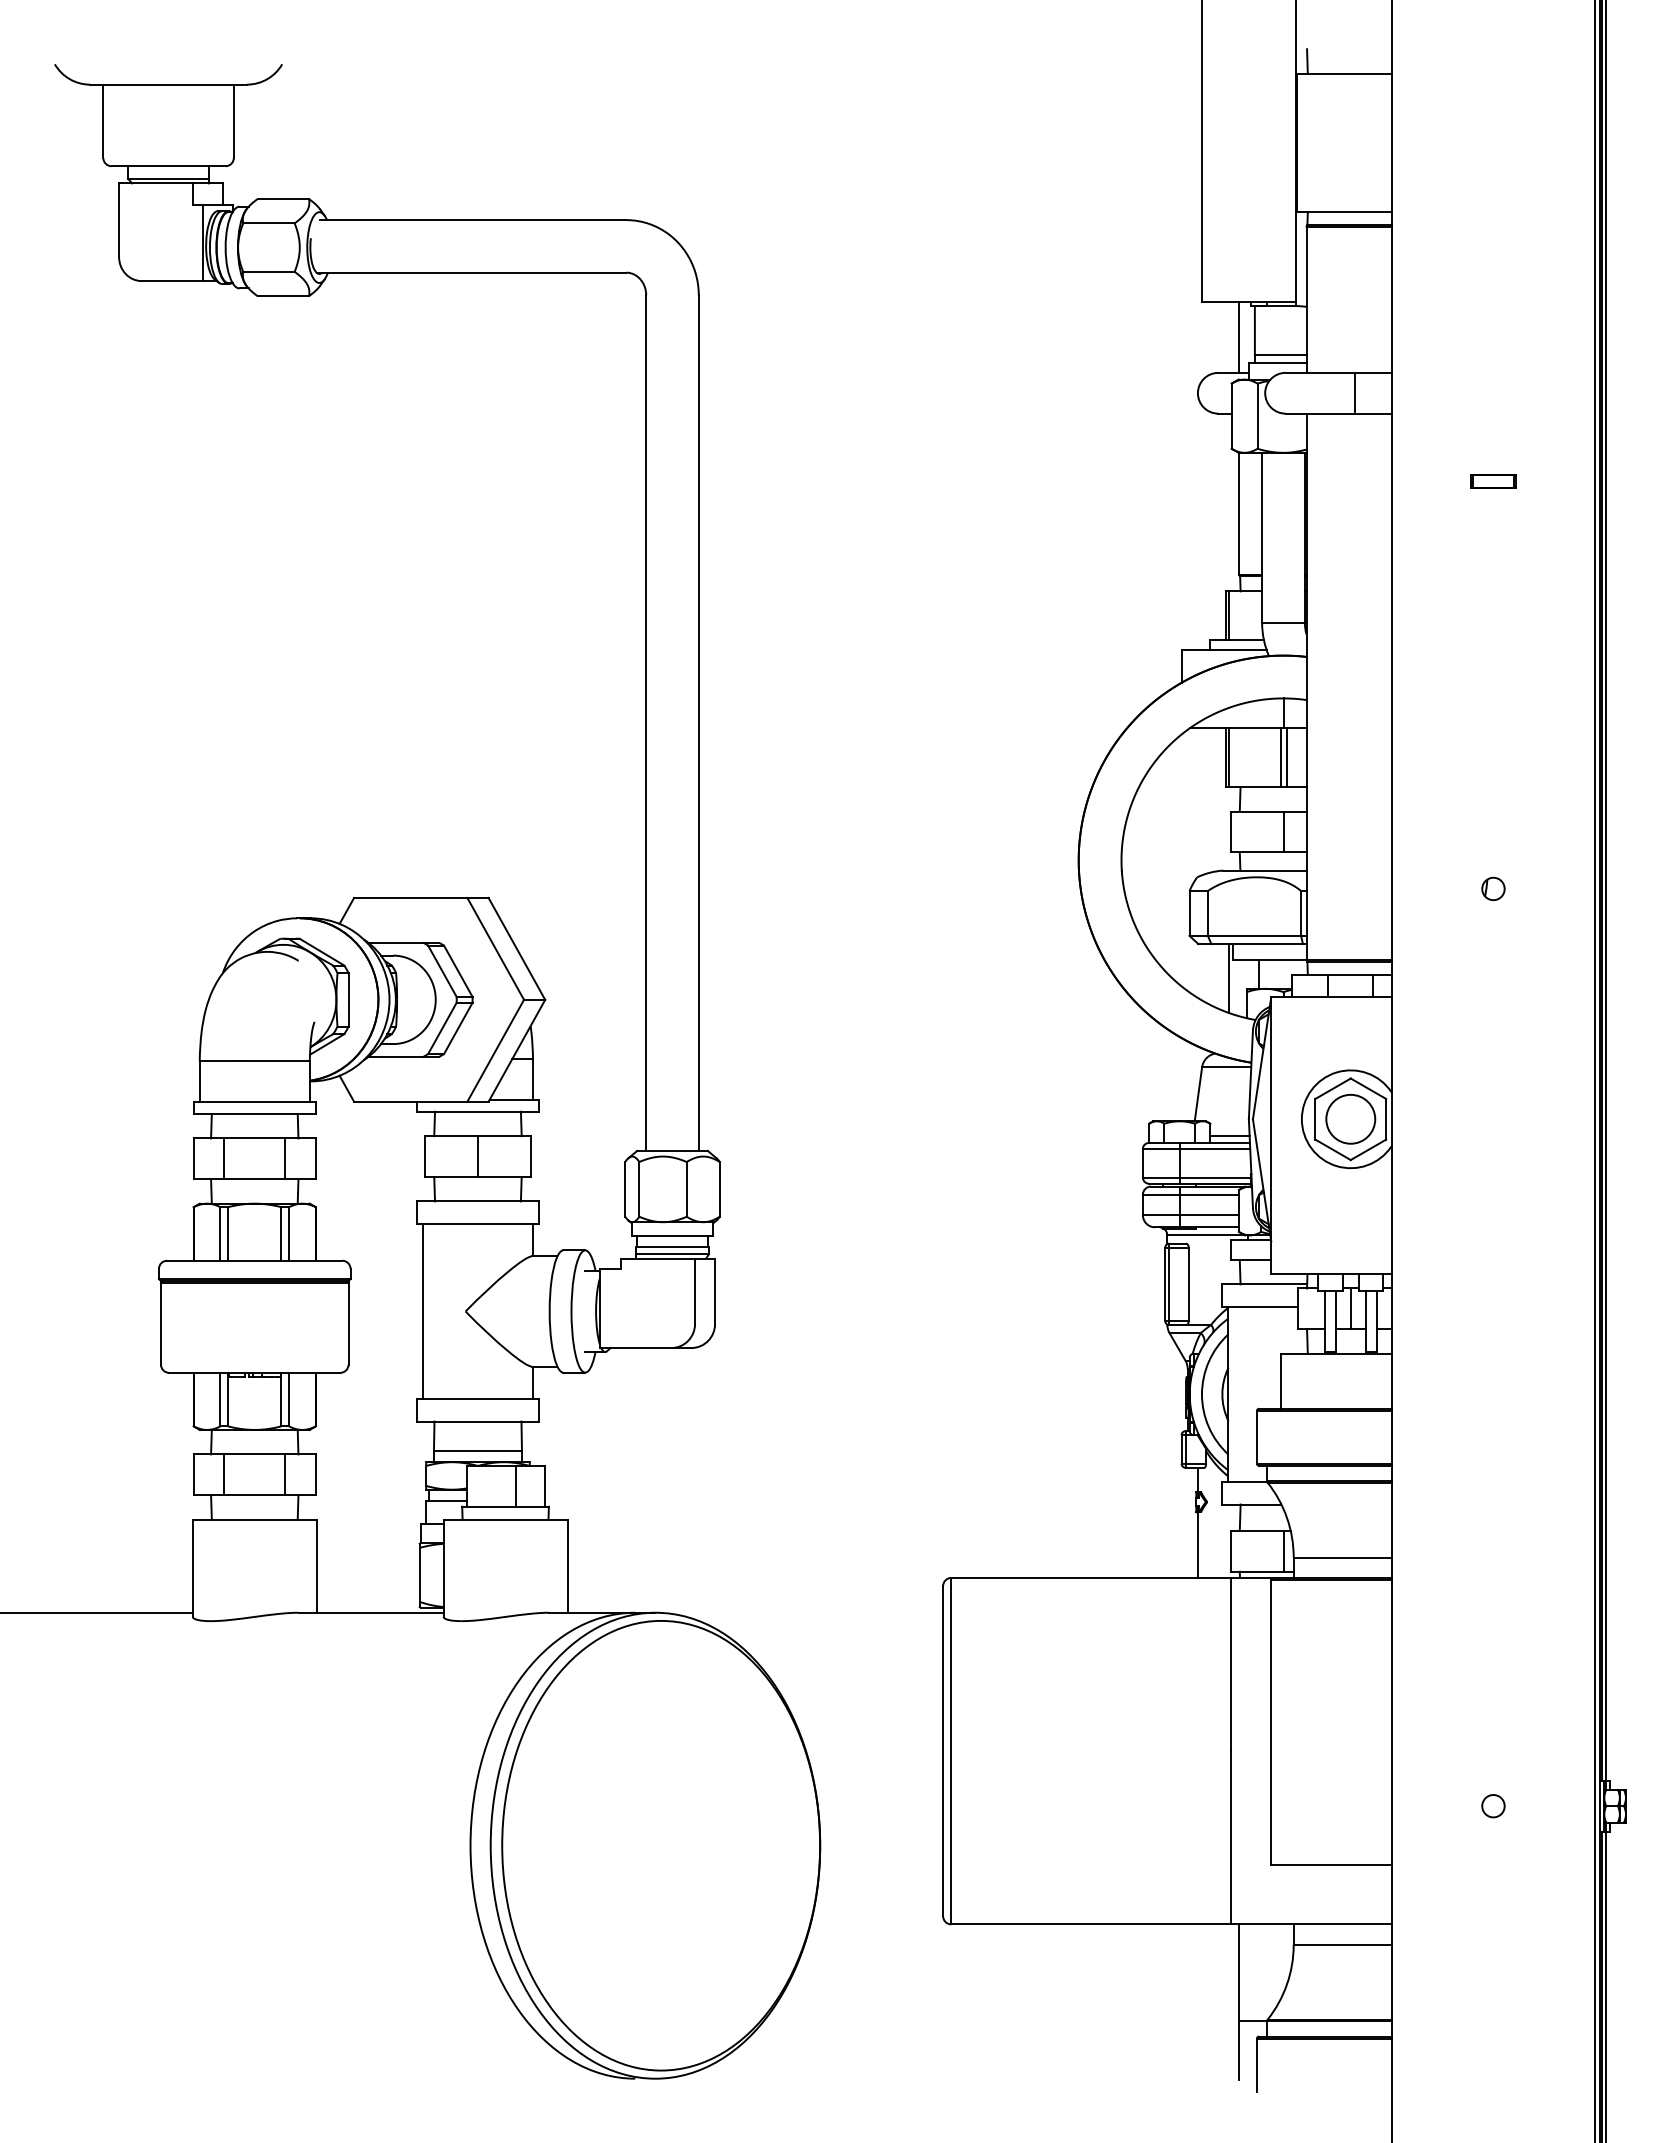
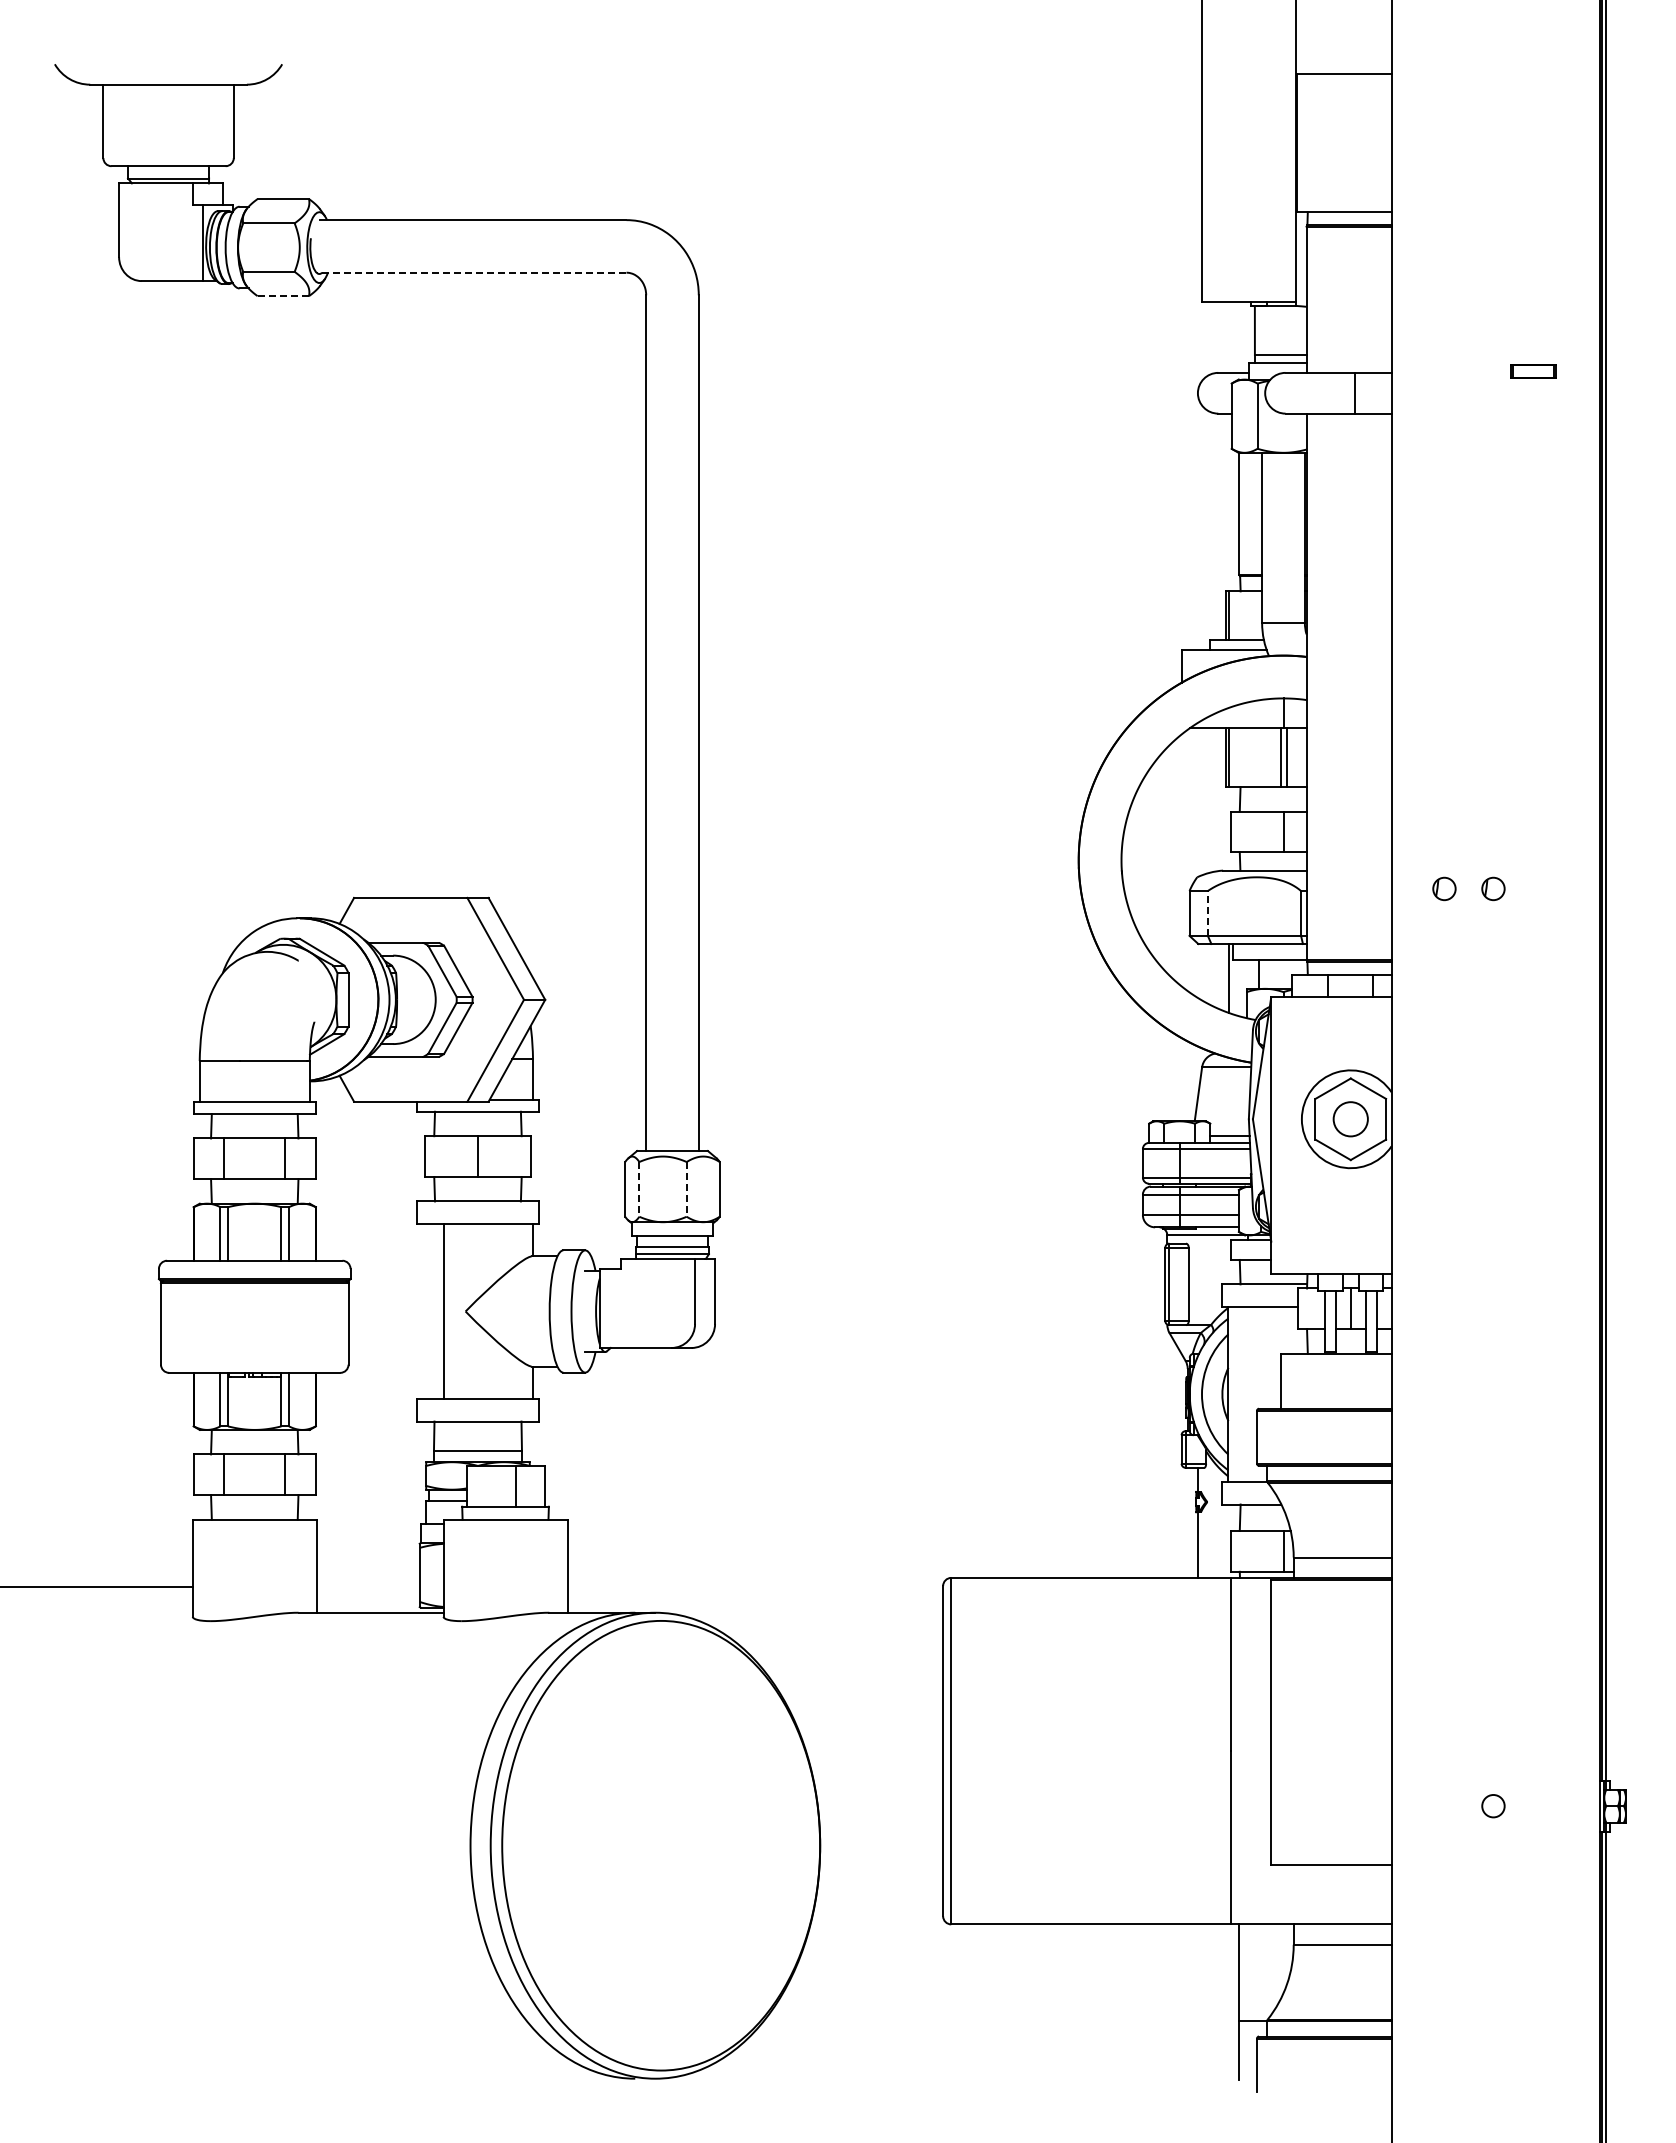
line: present -> none (1307, 61)
line: solid -> dashed (471, 272)
line: solid -> dashed (283, 296)
line: present -> none (1239, 336)
part position: (1493, 481) -> (1533, 371) (1533, 371)
part: none -> present (1444, 888)
line: solid -> dashed (1207, 912)
line: present -> none (1595, 1070)
circle diameter: 49 px -> 34 px (1350, 1119)
line: solid -> dashed (639, 1189)
line: solid -> dashed (686, 1189)
line position: (422, 1311) -> (443, 1311) (443, 1311)
line position: (97, 1612) -> (97, 1586) (97, 1586)
